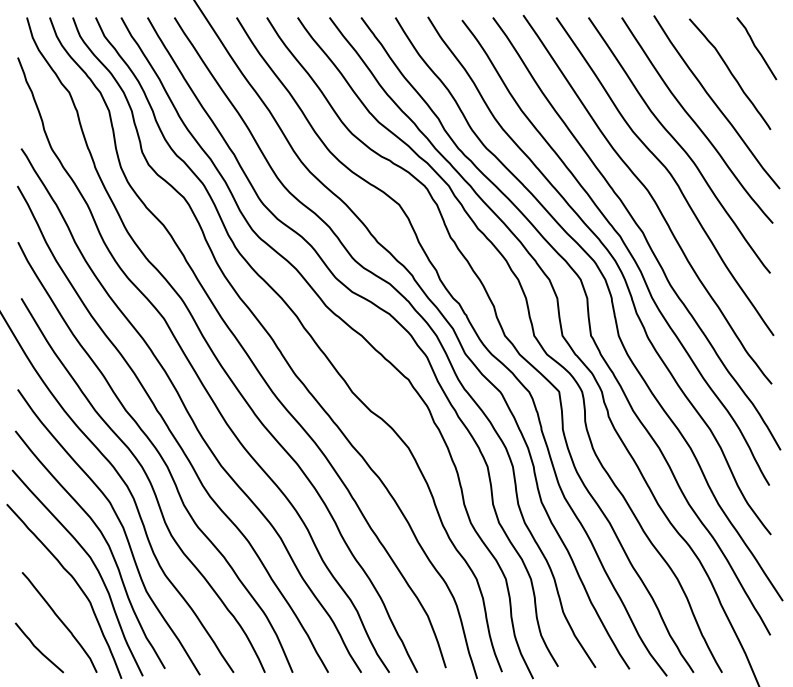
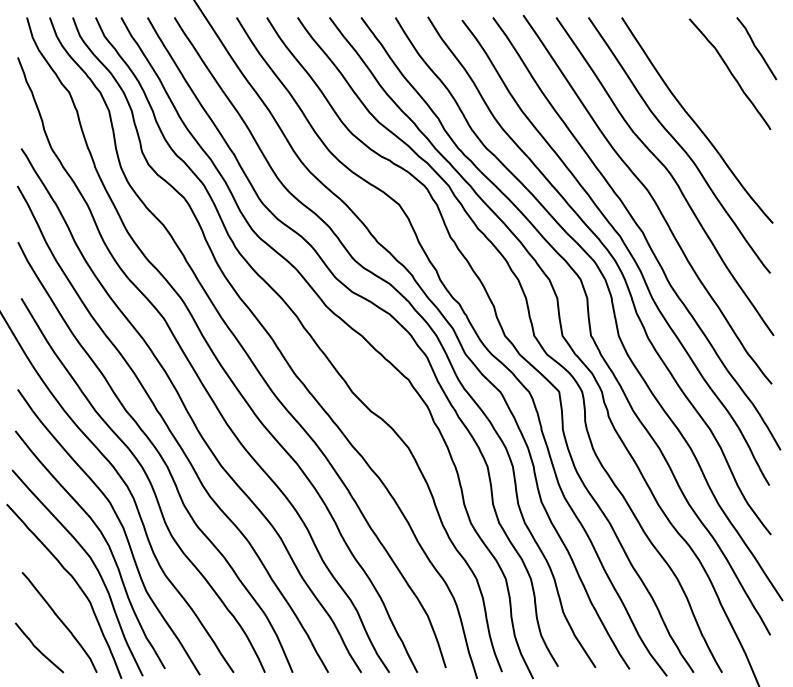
curve: present -> none (715, 102)
